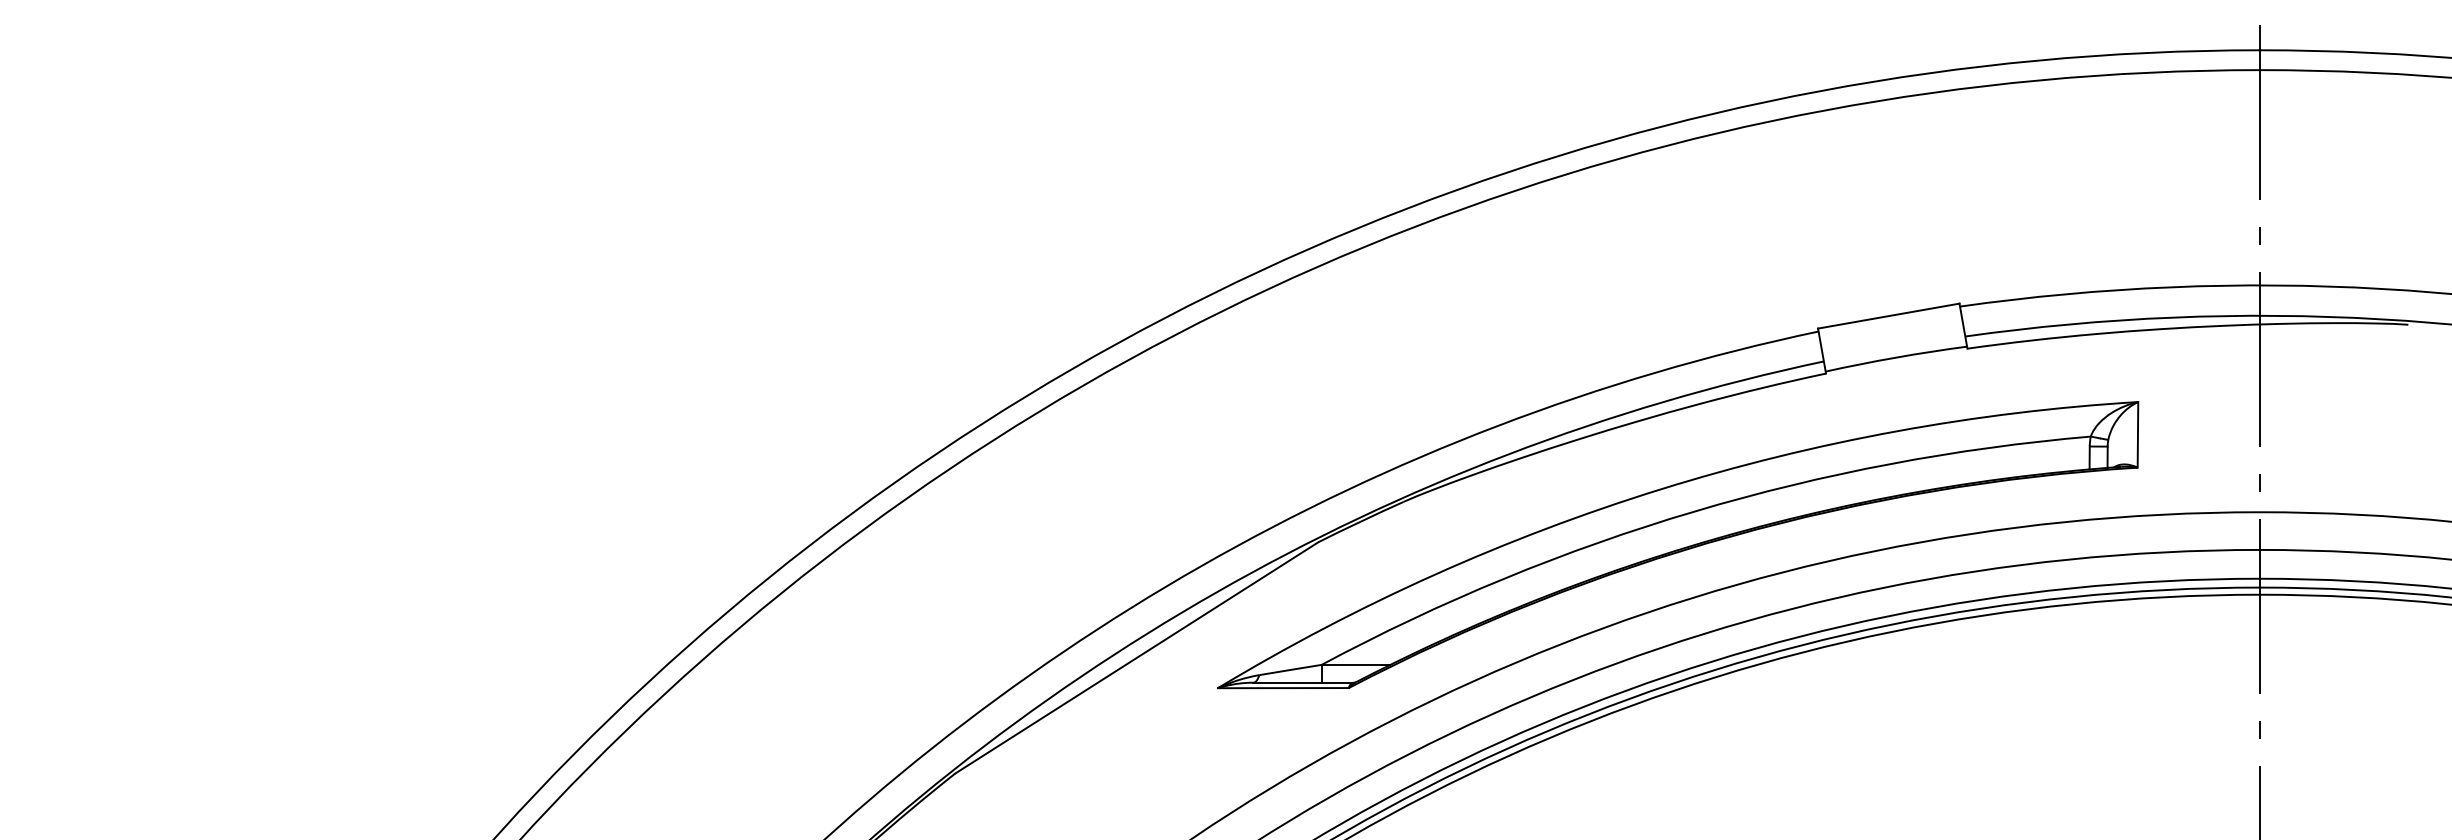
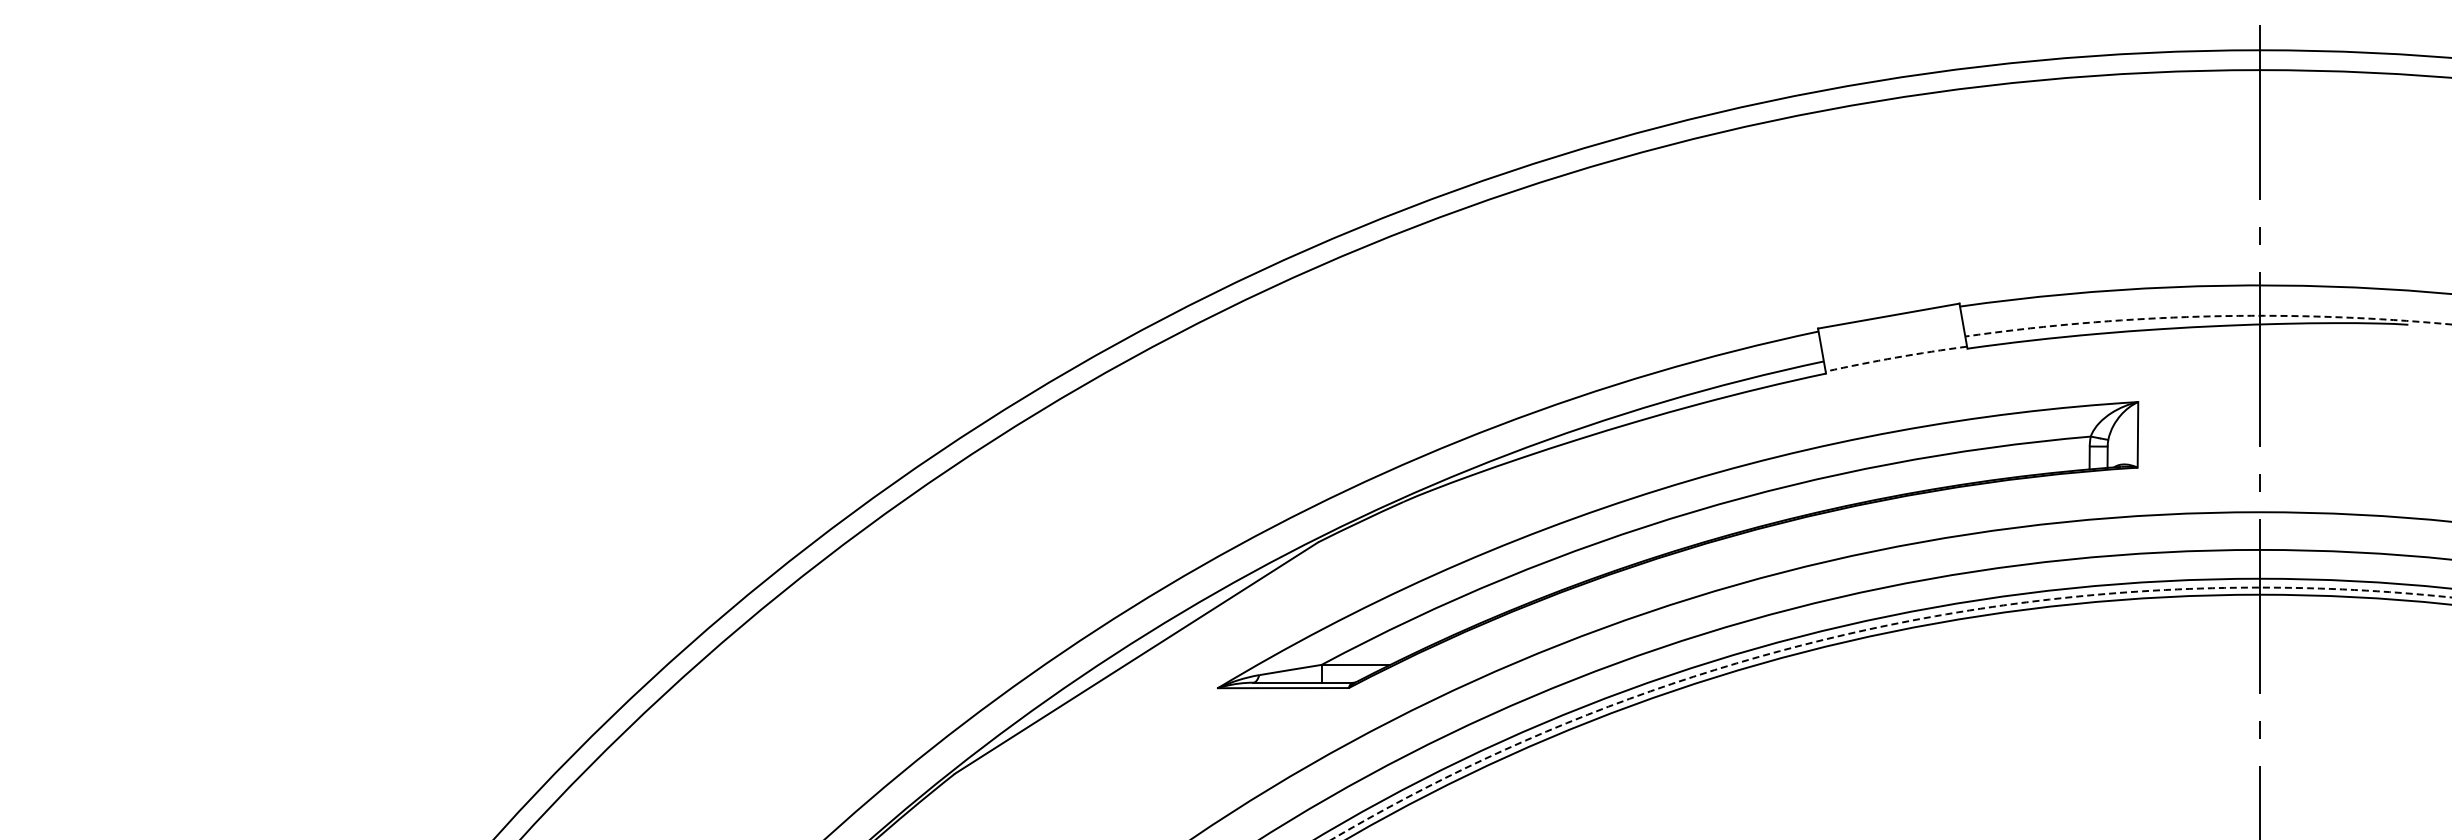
arc: solid -> dashed (2207, 316)
arc: solid -> dashed (1896, 357)
circle: solid -> dashed (1891, 713)
